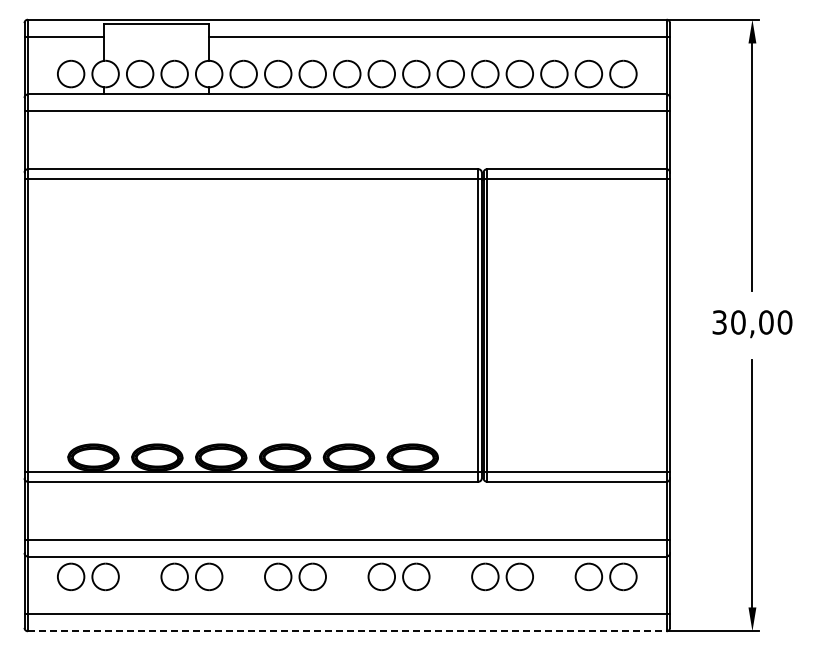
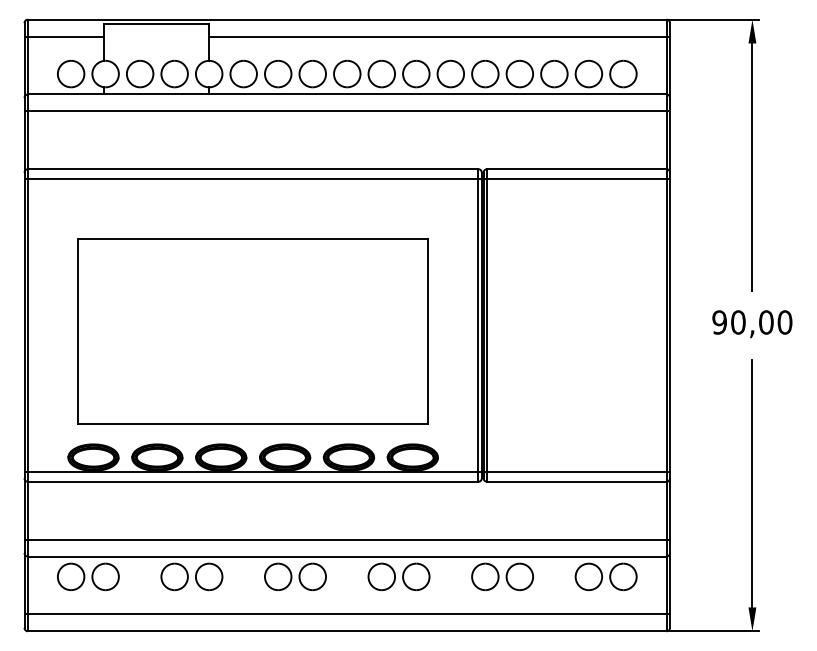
text: 30,00 -> 90,00 (719, 322)
part: none -> present (252, 331)
line: dashed -> solid (347, 631)
